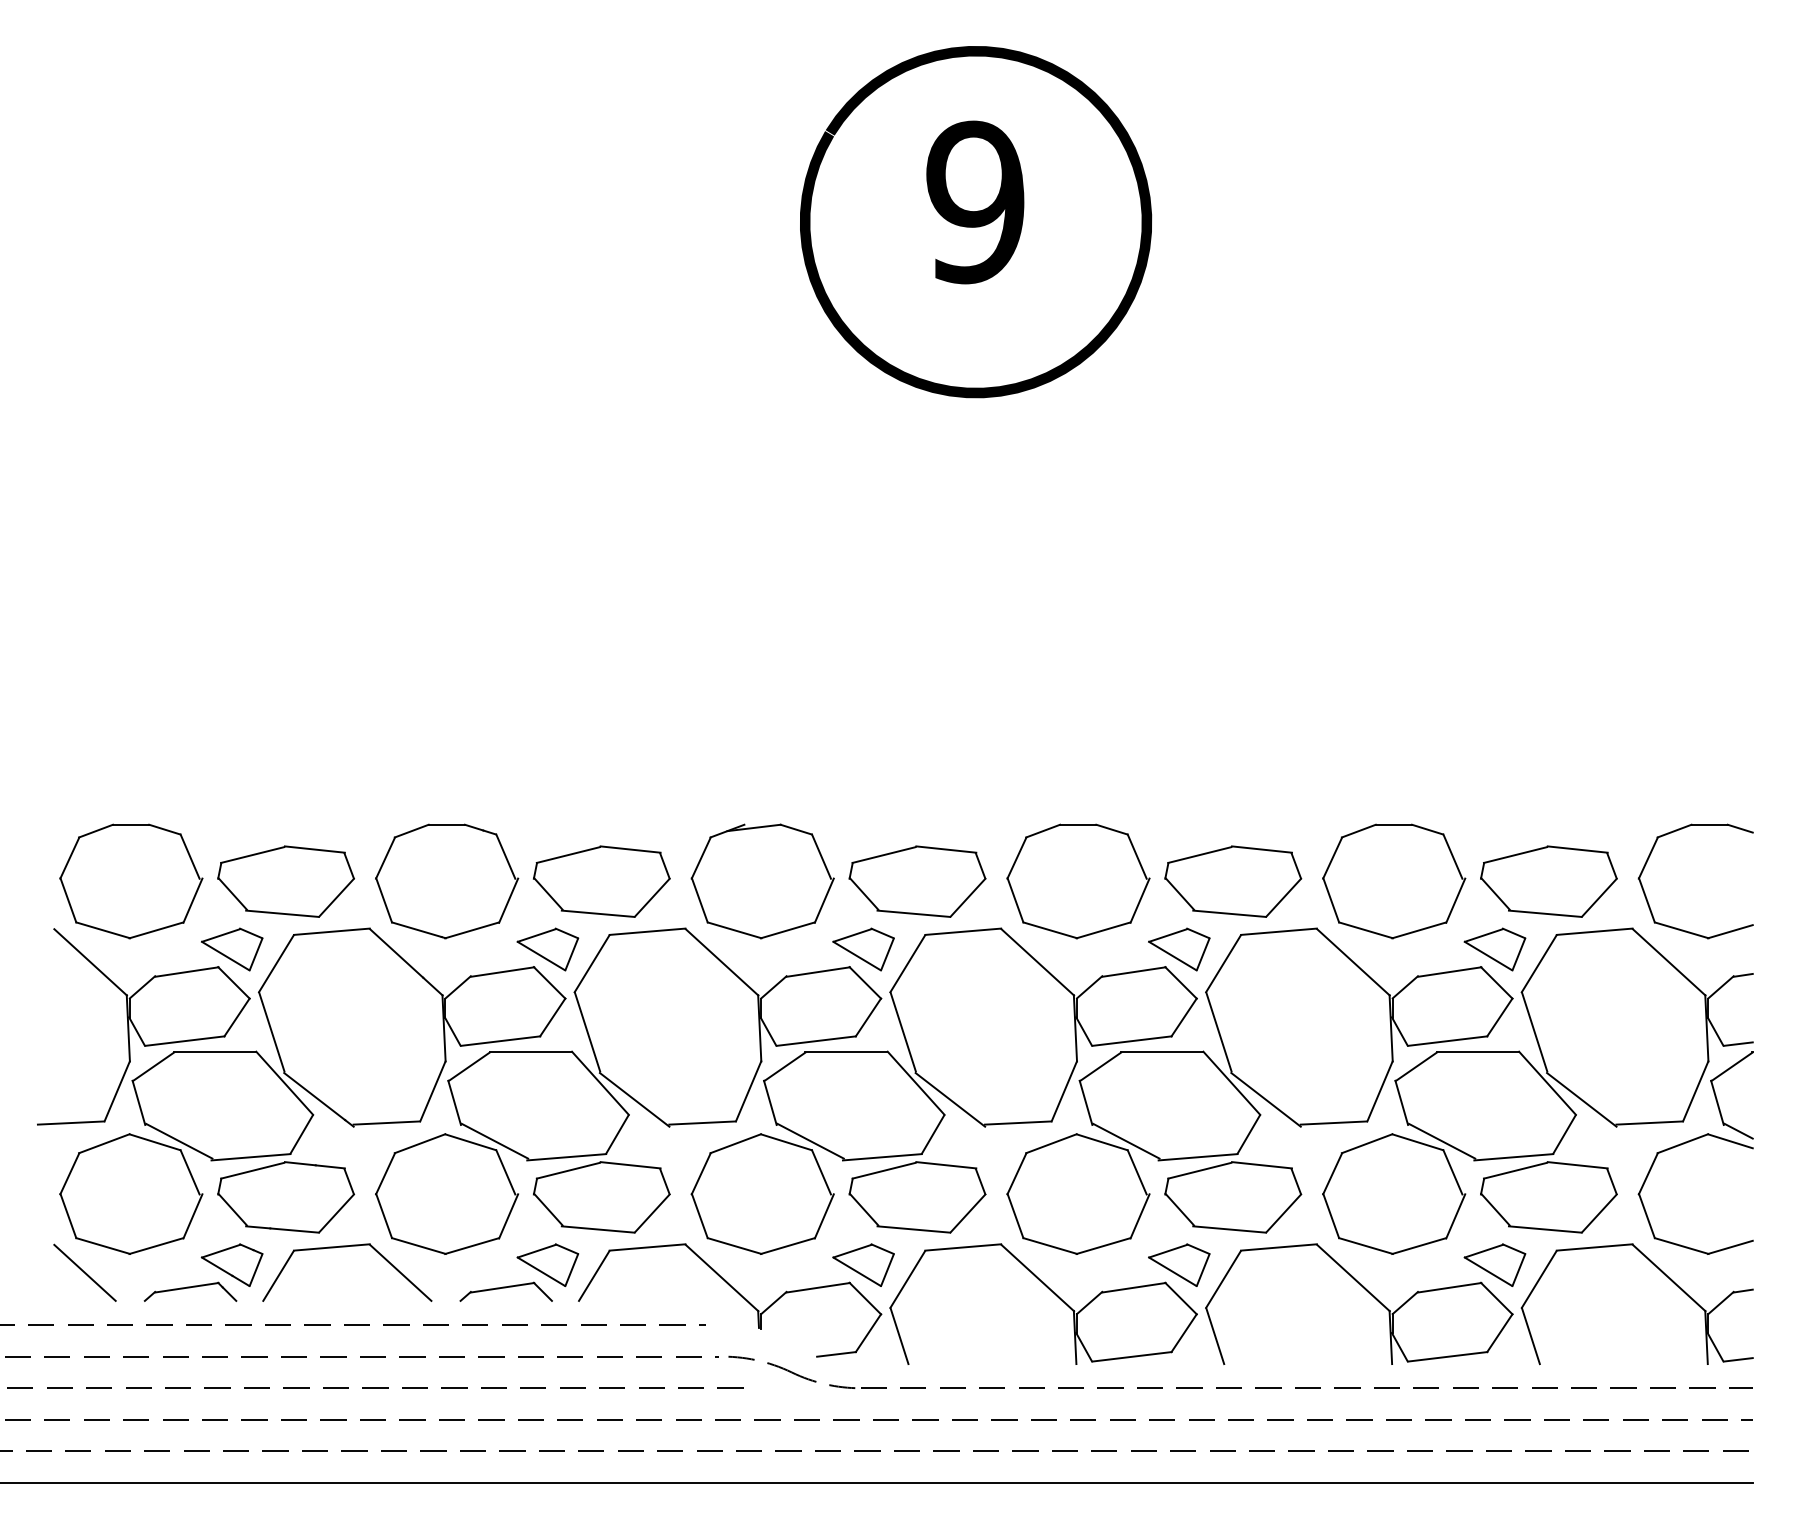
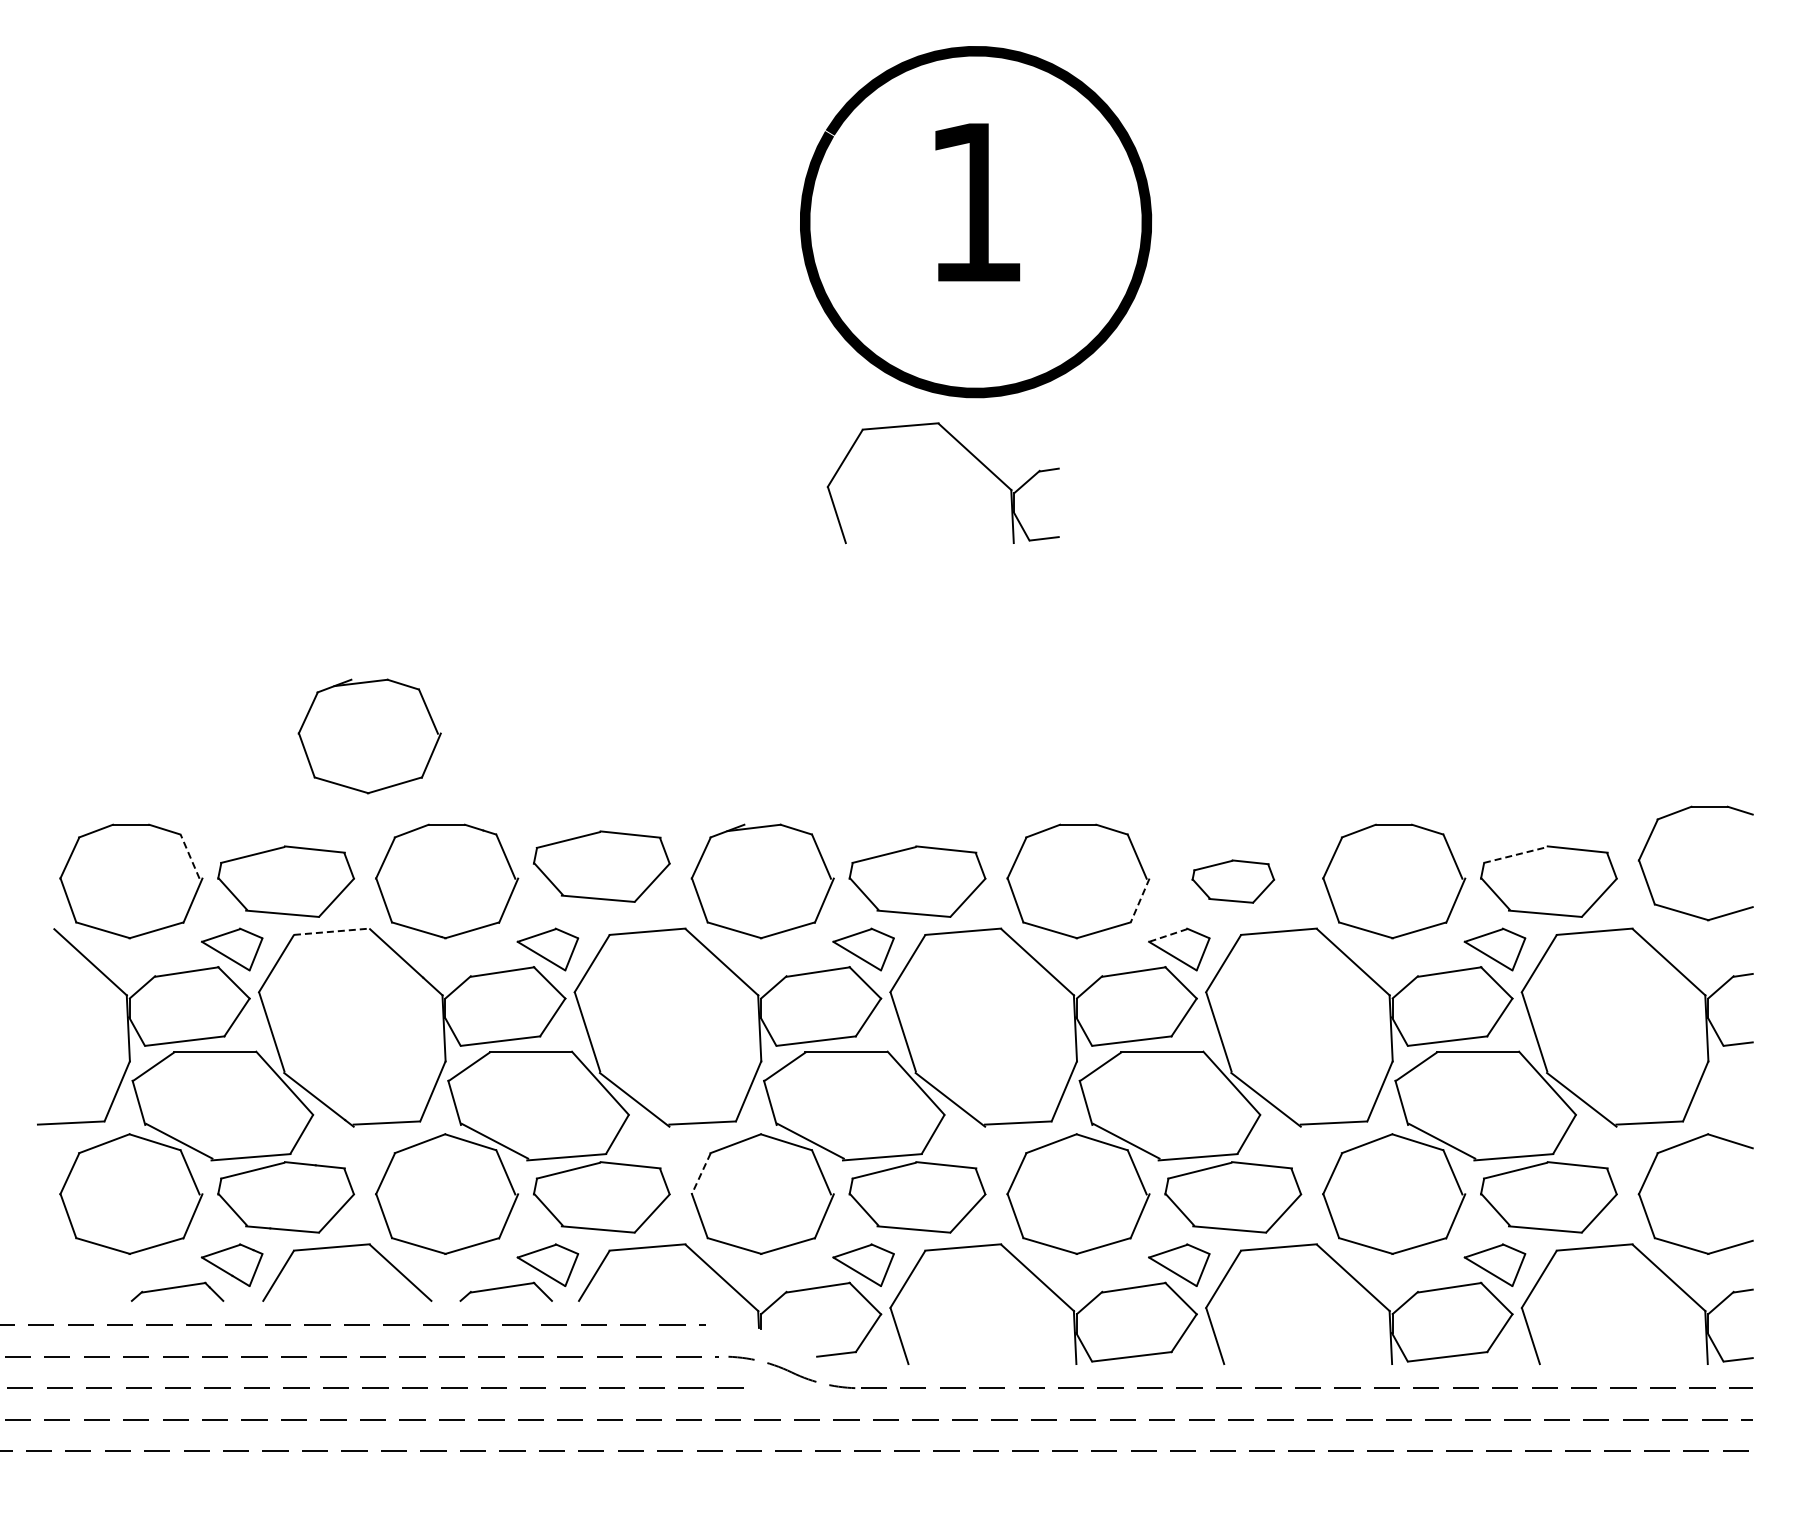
text: 9 -> 1 (975, 202)
part: none -> present (970, 454)
part: none -> present (369, 736)
line: solid -> dashed (1515, 855)
line: solid -> dashed (189, 856)
part position: (601, 881) -> (601, 866) (601, 866)
part size: 139x73 px -> 85x45 px (1233, 881)
line: solid -> dashed (1139, 901)
part position: (1683, 929) -> (1683, 911) (1683, 911)
line: solid -> dashed (332, 931)
line: solid -> dashed (1168, 935)
part: present -> none (1717, 1098)
line: solid -> dashed (701, 1173)
line: present -> none (84, 1272)
part position: (190, 1291) -> (177, 1291) (177, 1291)
line: present -> none (877, 1482)
